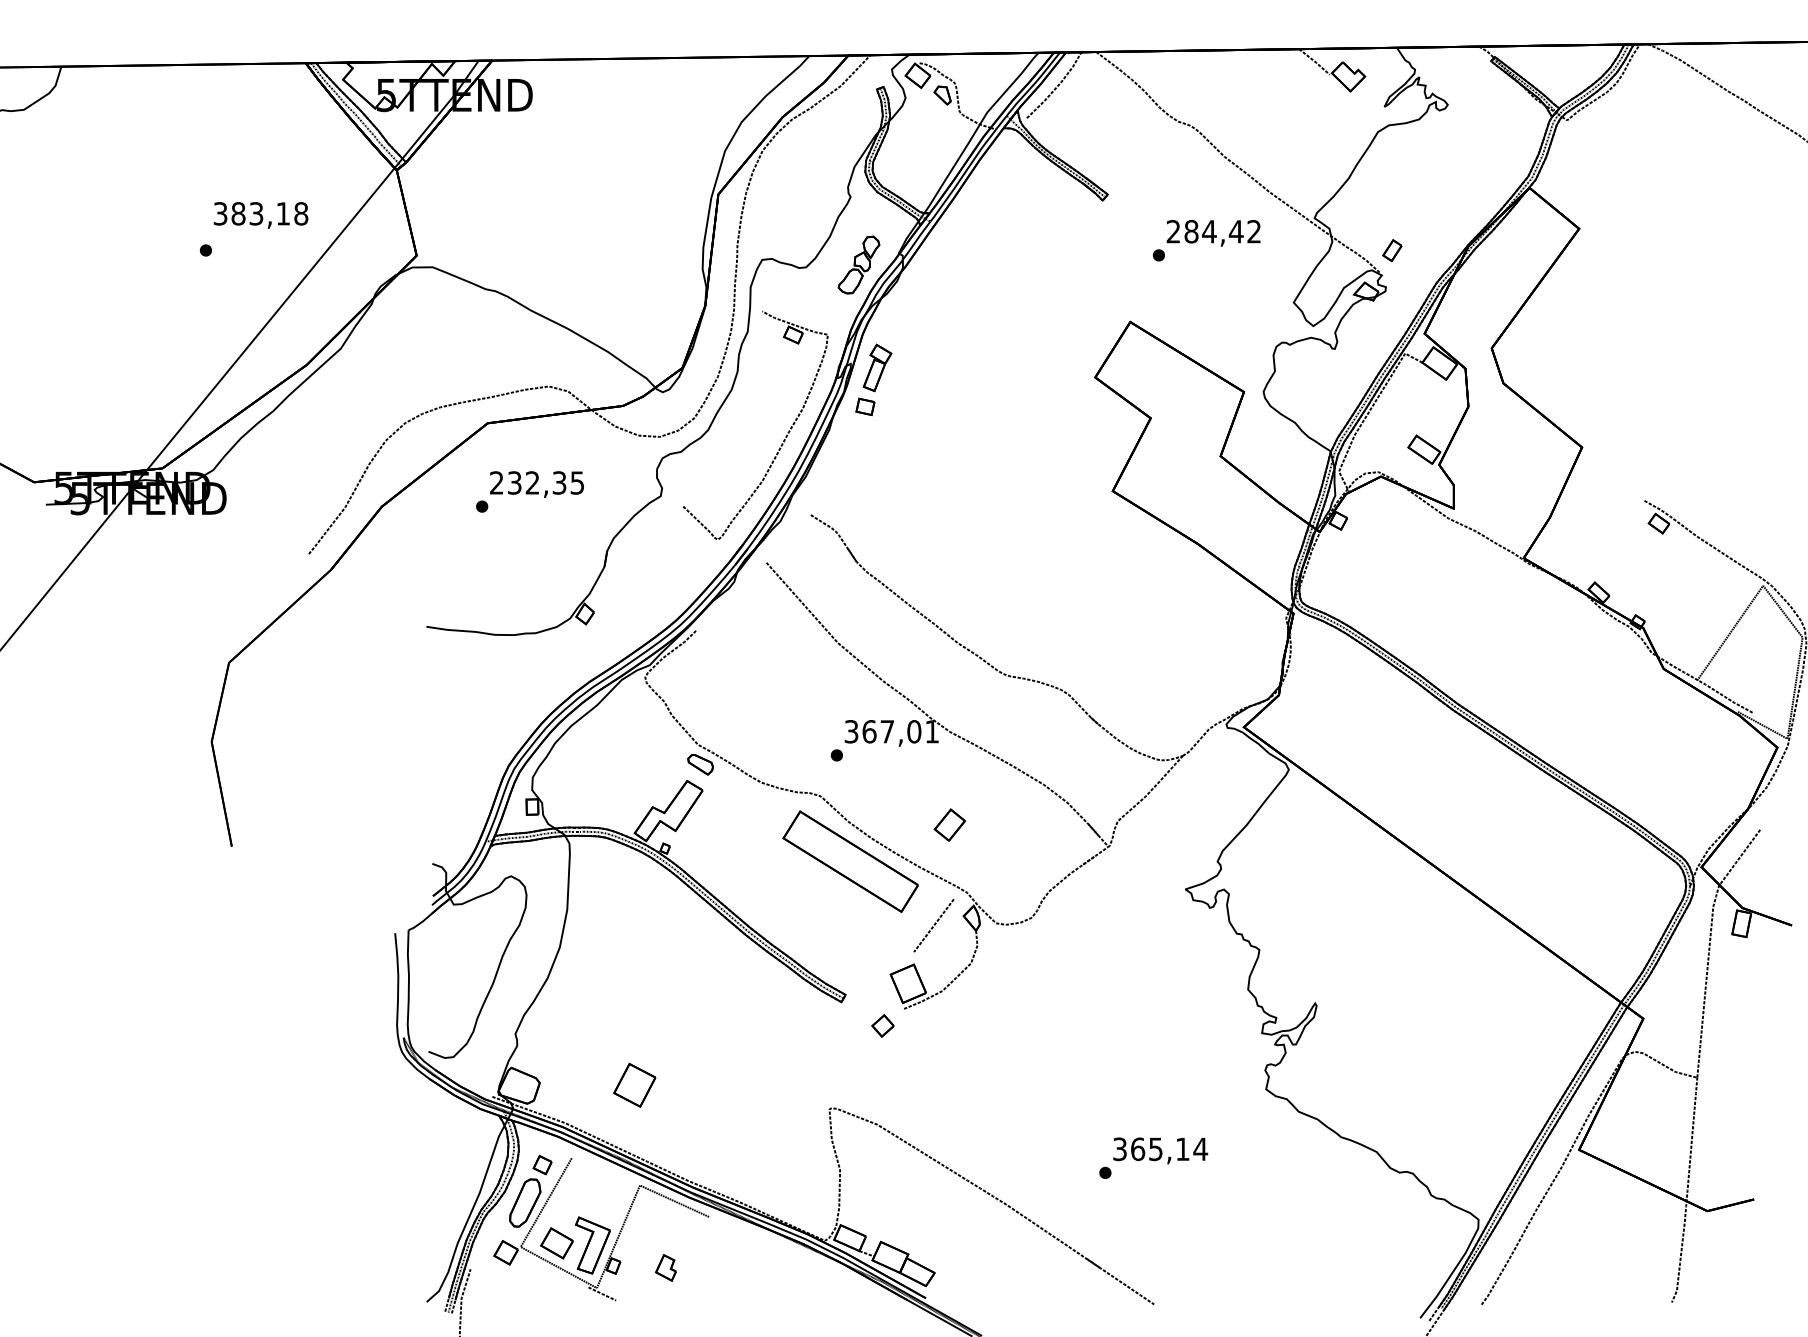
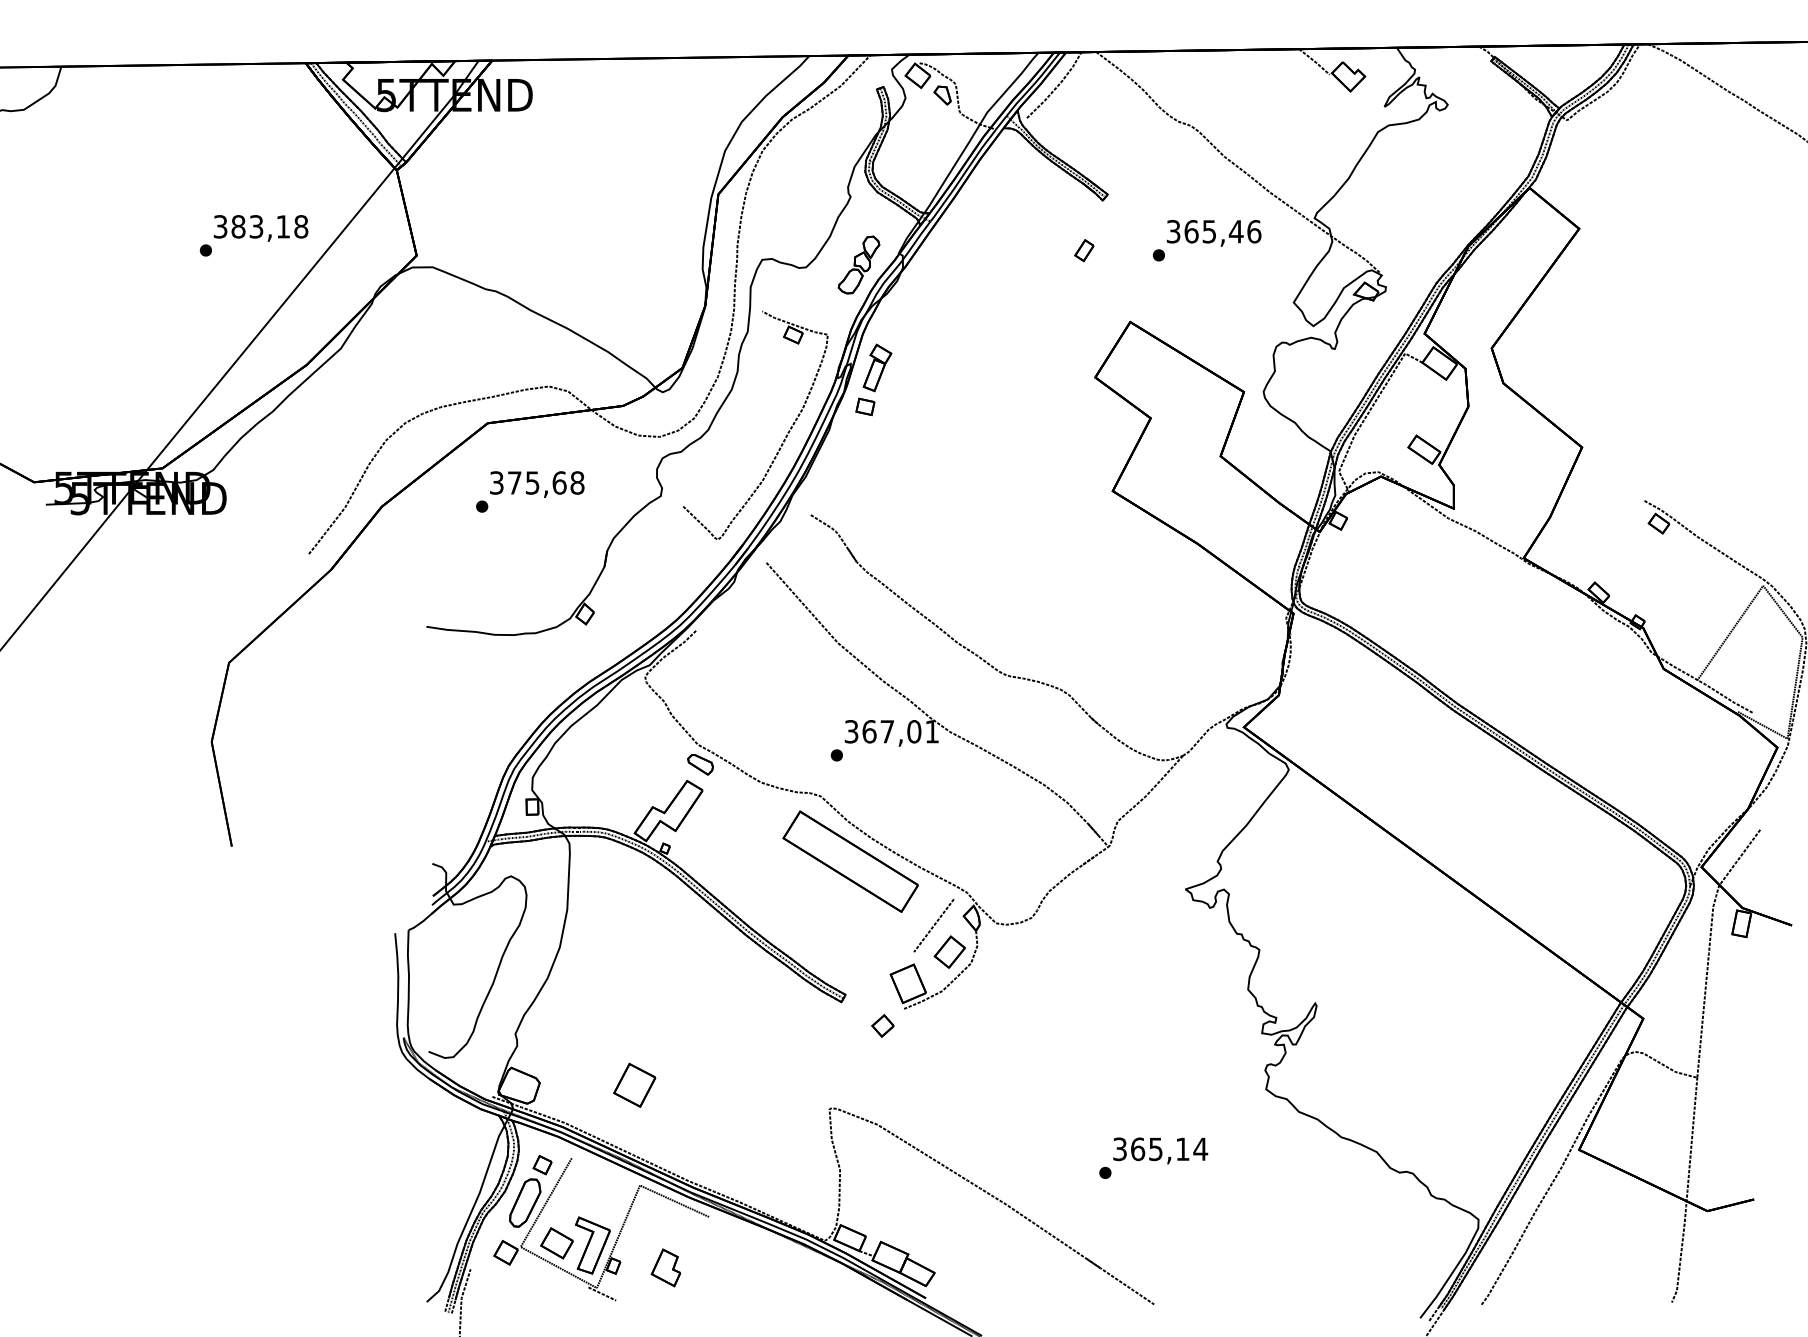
text position: (260, 215) -> (260, 228) (260, 228)
text: 284,42 -> 365,46 (1213, 231)
part position: (1392, 250) -> (1084, 250) (1084, 250)
text: 232,35 -> 375,68 (537, 482)
part position: (949, 824) -> (949, 951) (949, 951)
part size: 22x28 px -> 32x40 px (665, 1267)
